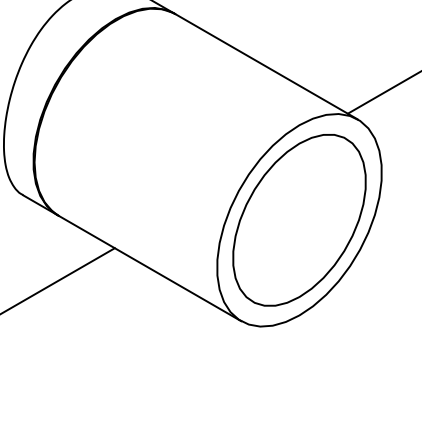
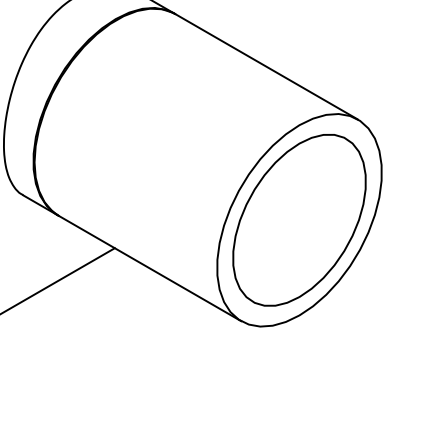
line: present -> none (382, 93)
